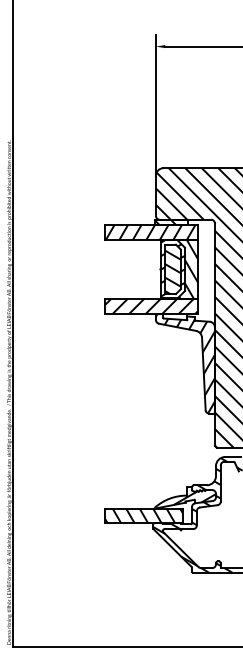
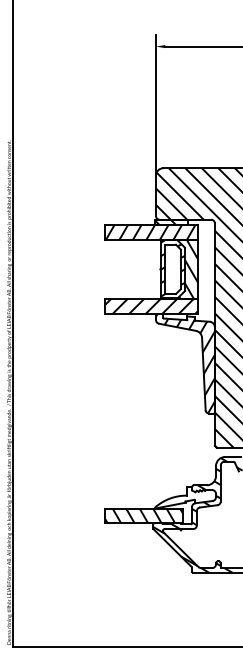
hatch: present -> none (172, 272)
hatch: present -> none (194, 497)
